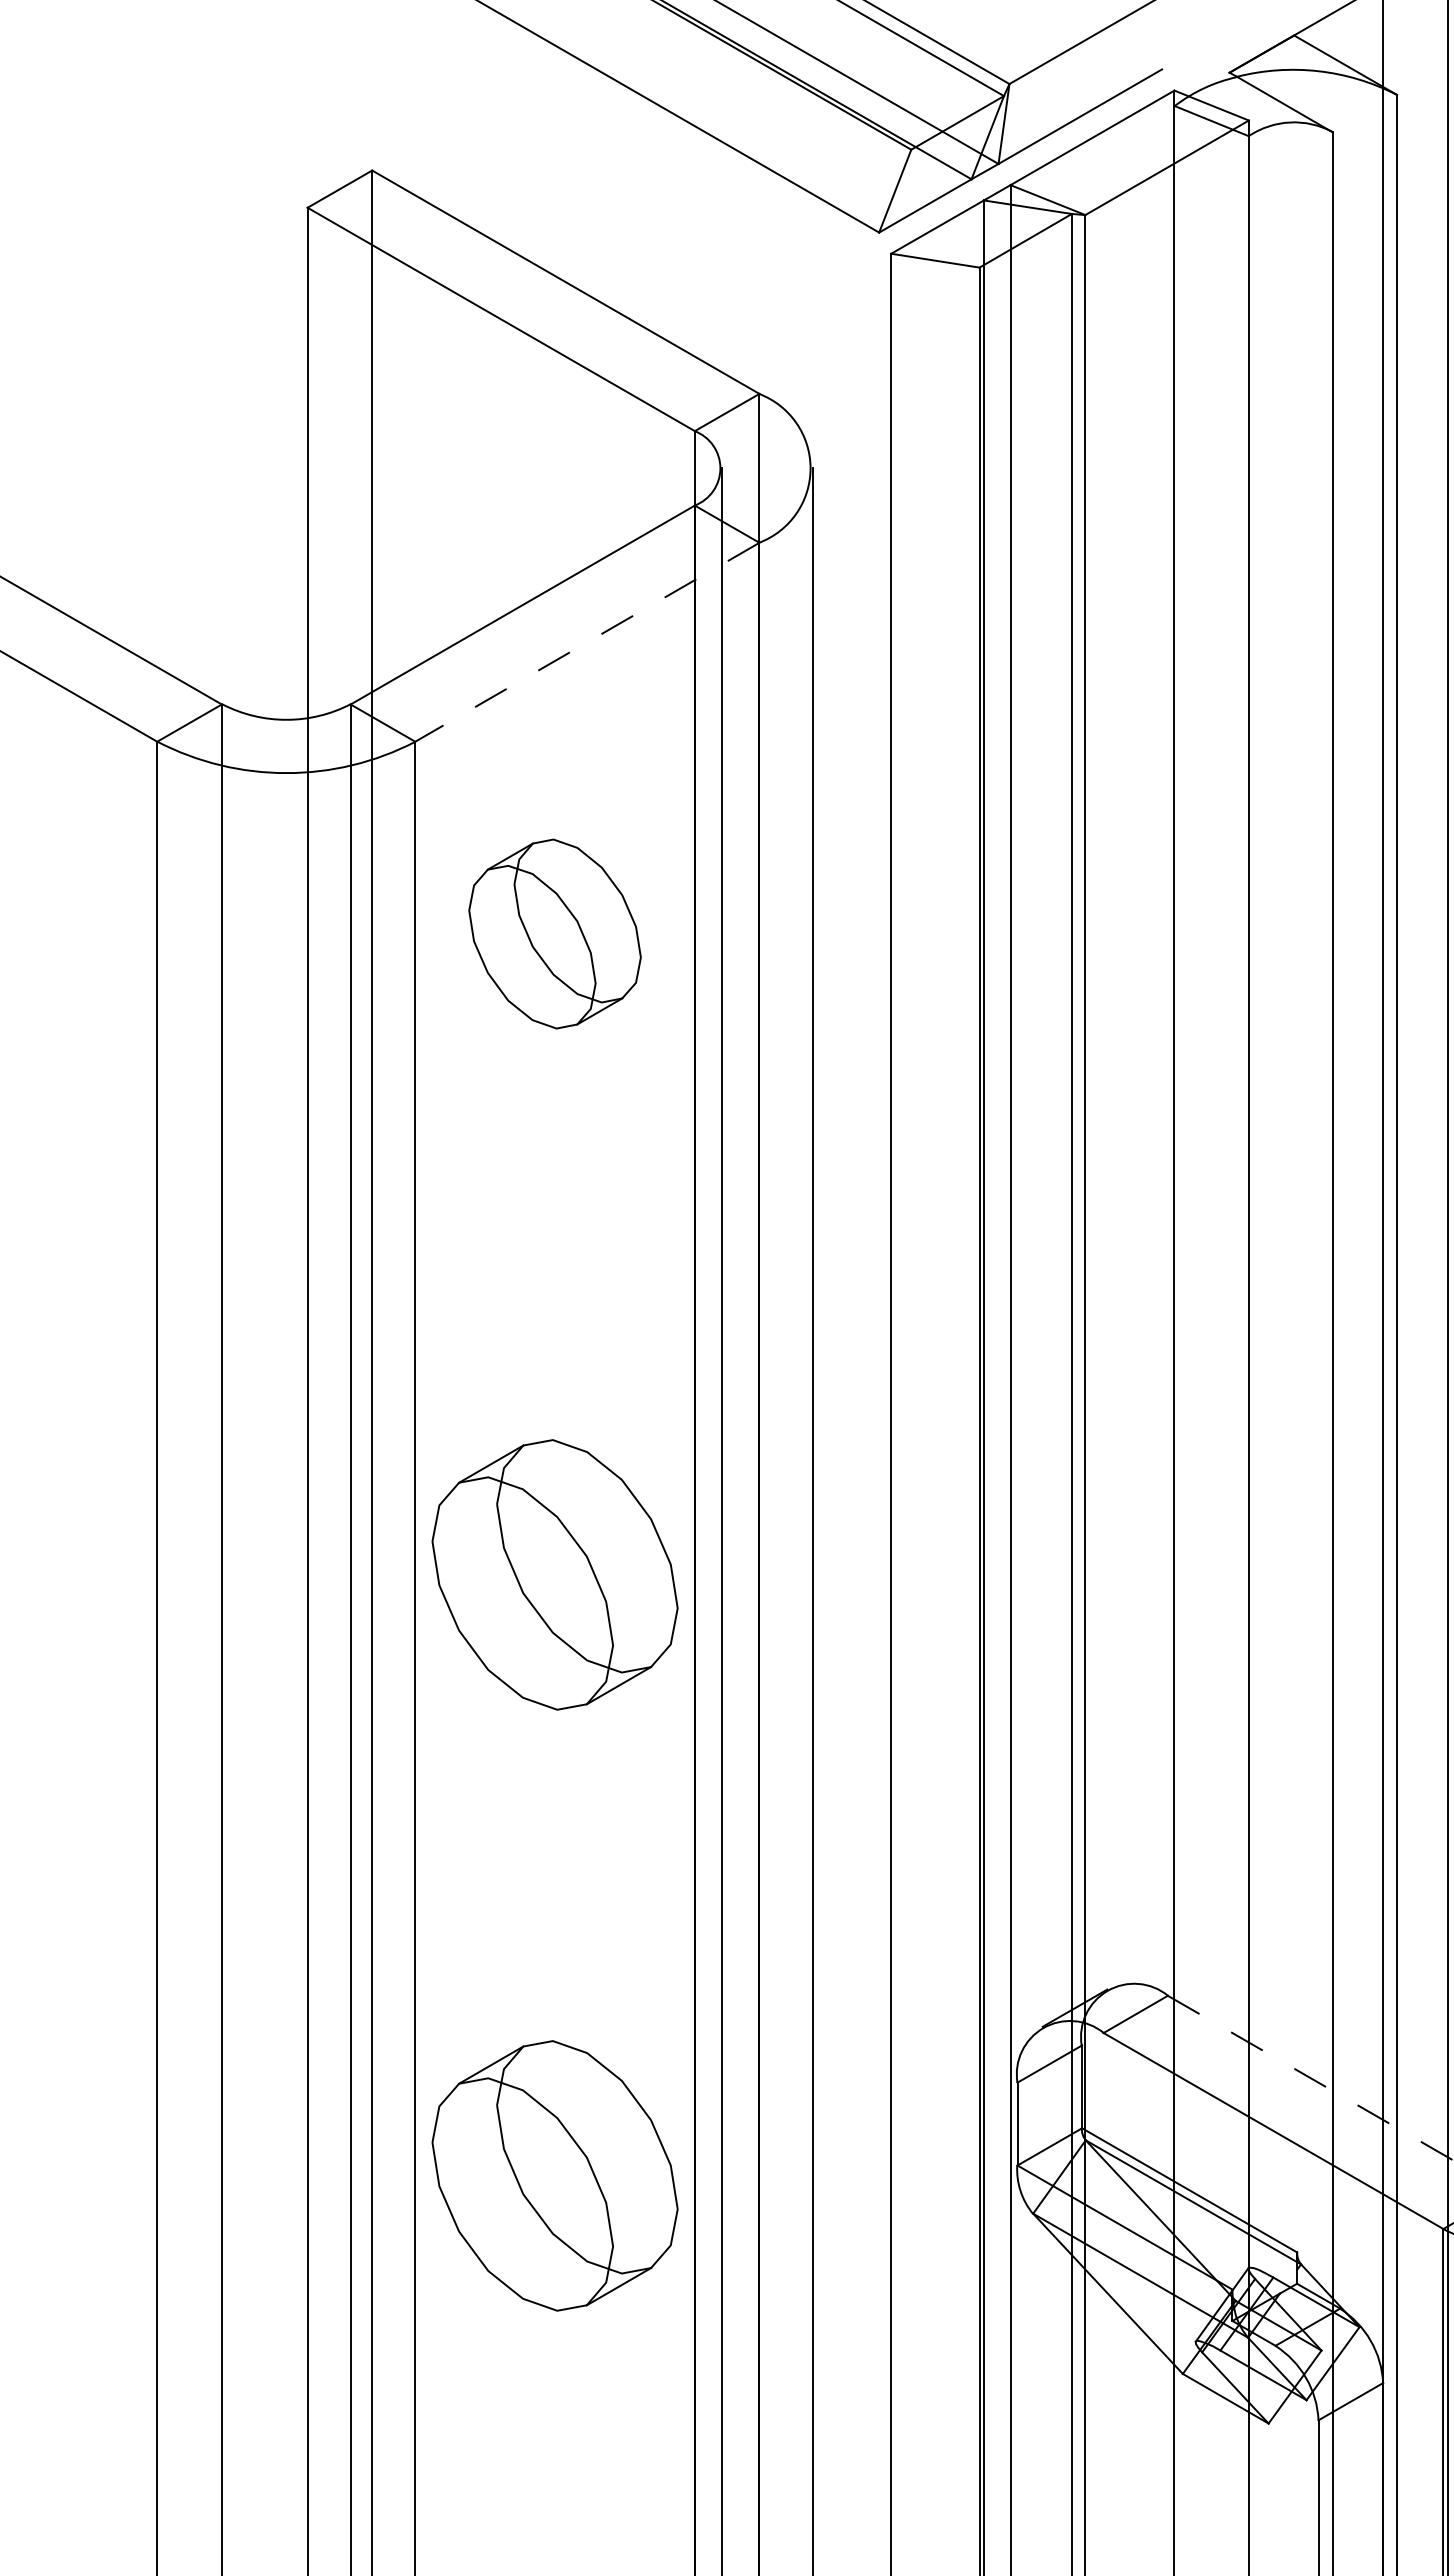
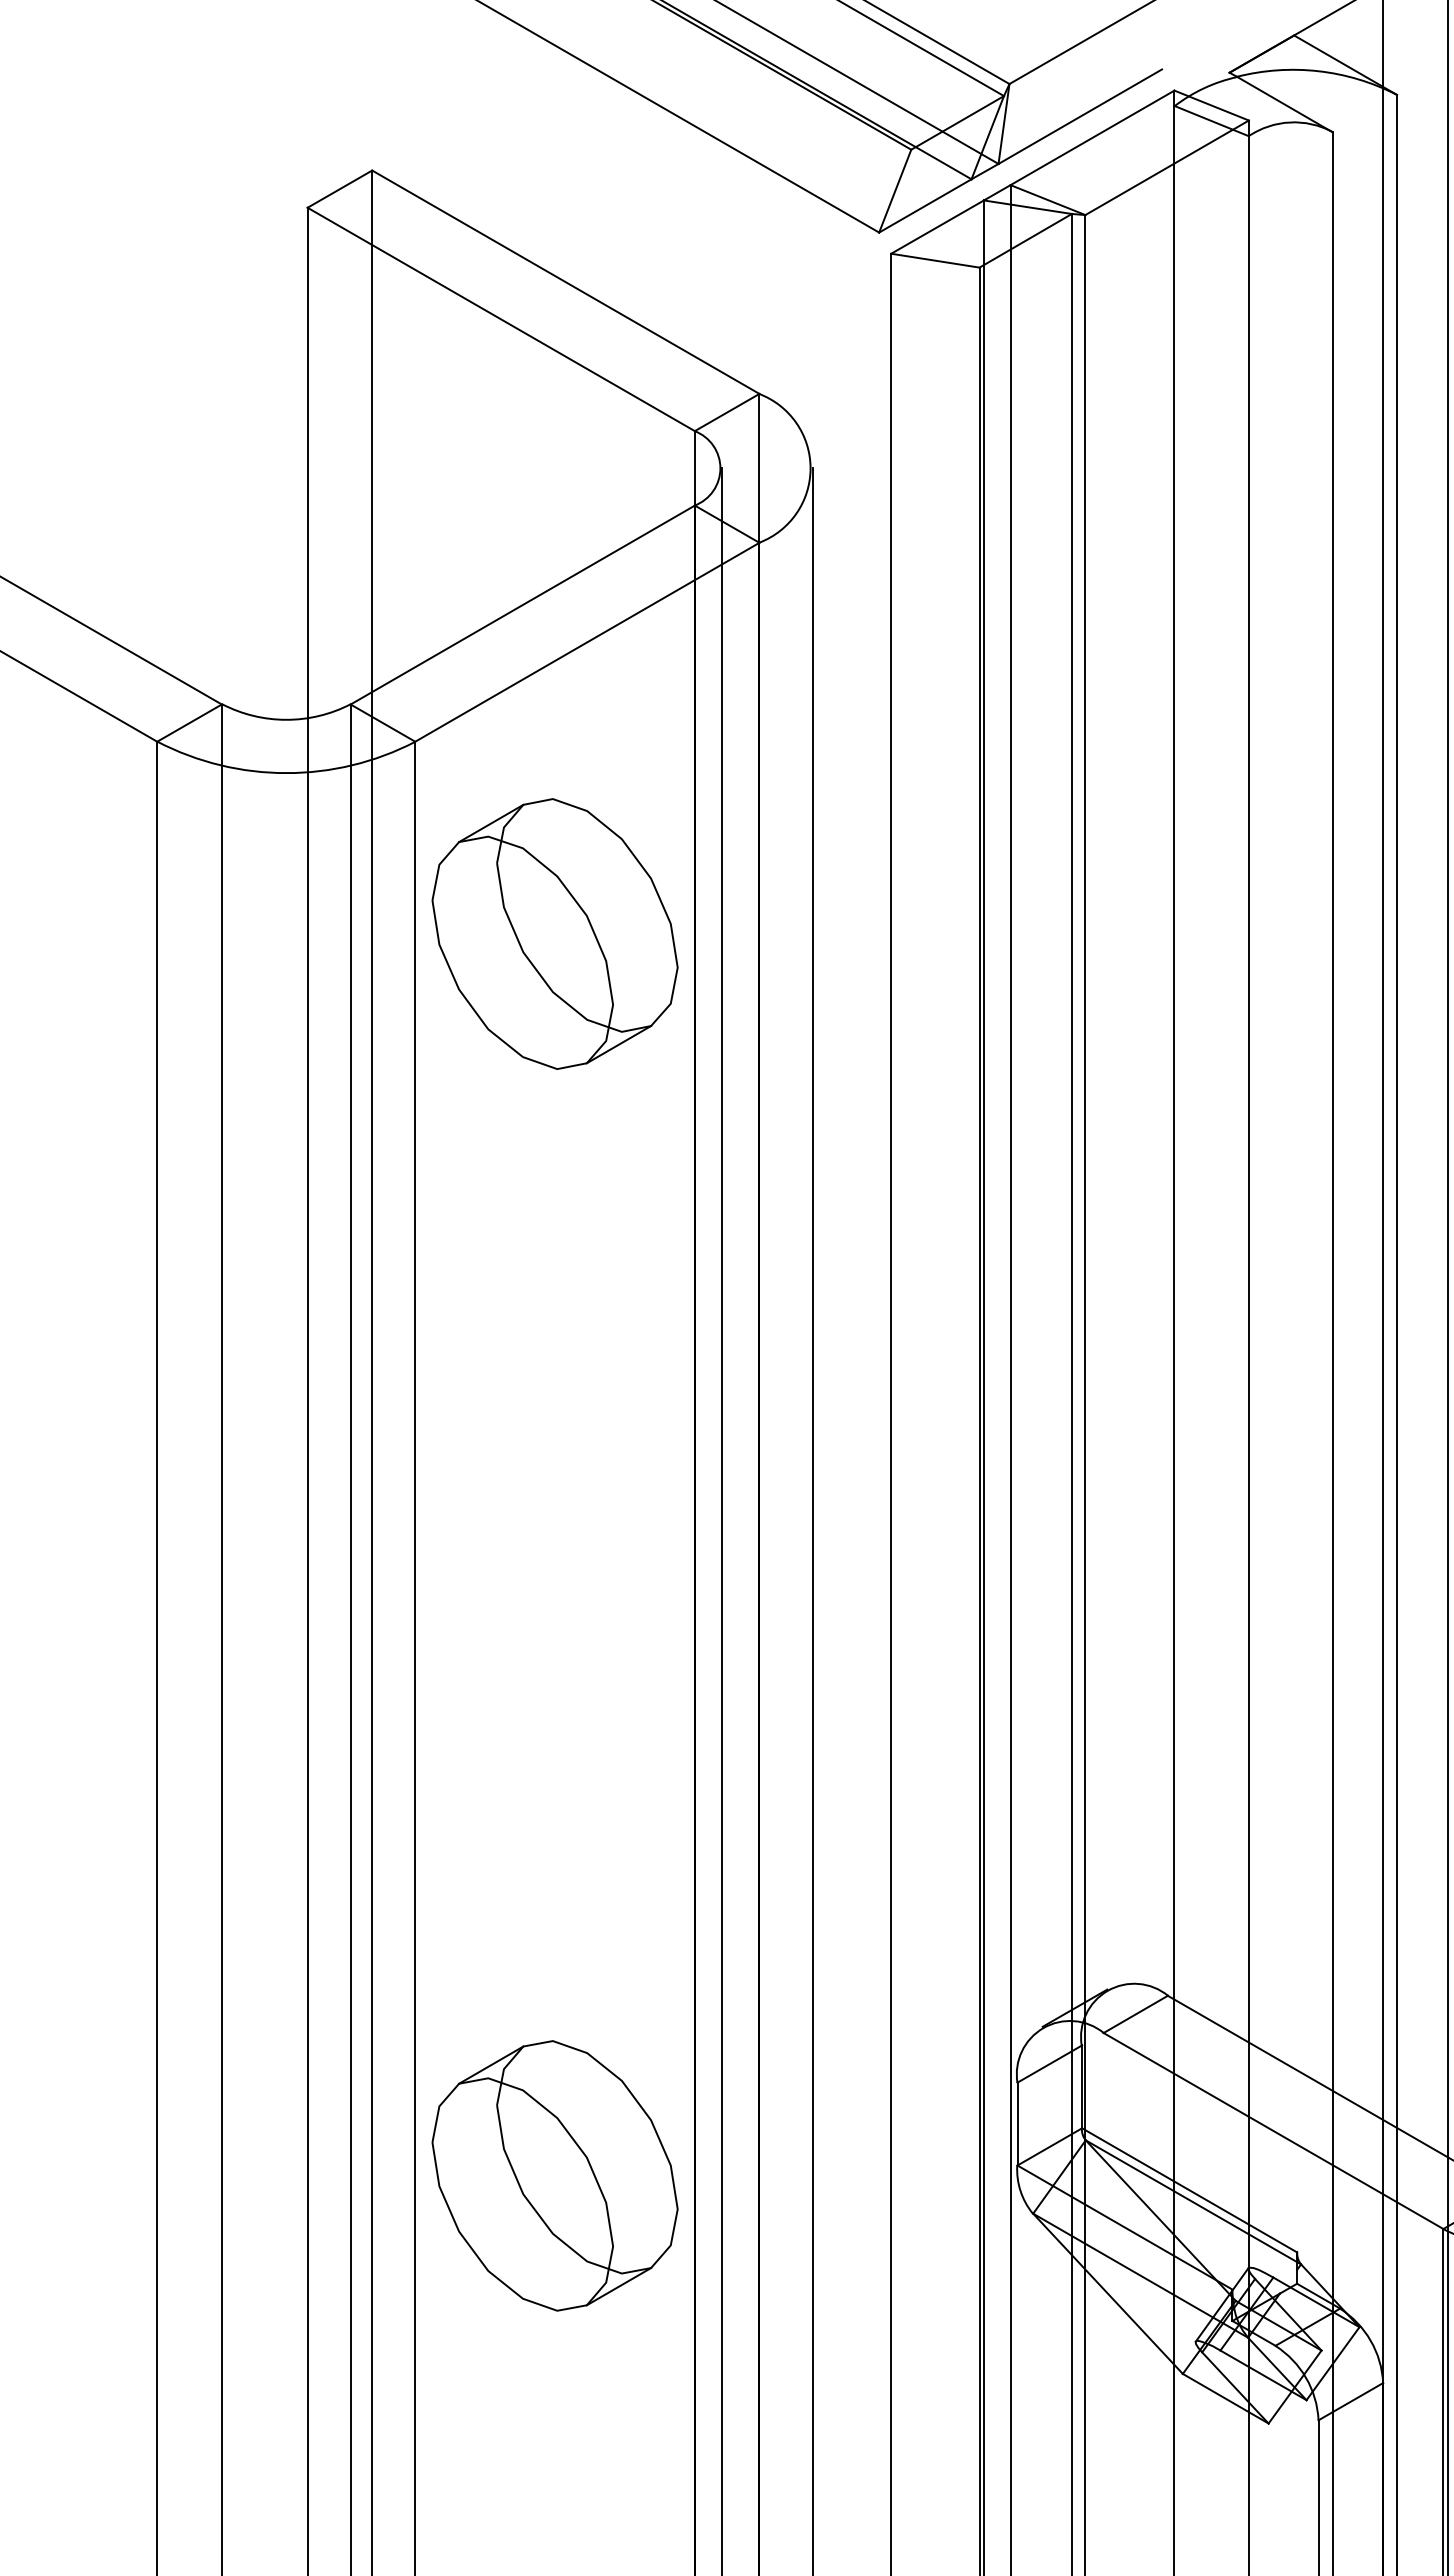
line: dashed -> solid (587, 642)
part size: 174x192 px -> 248x272 px (554, 933)
part: present -> none (554, 1574)
line: dashed -> solid (1310, 2078)
